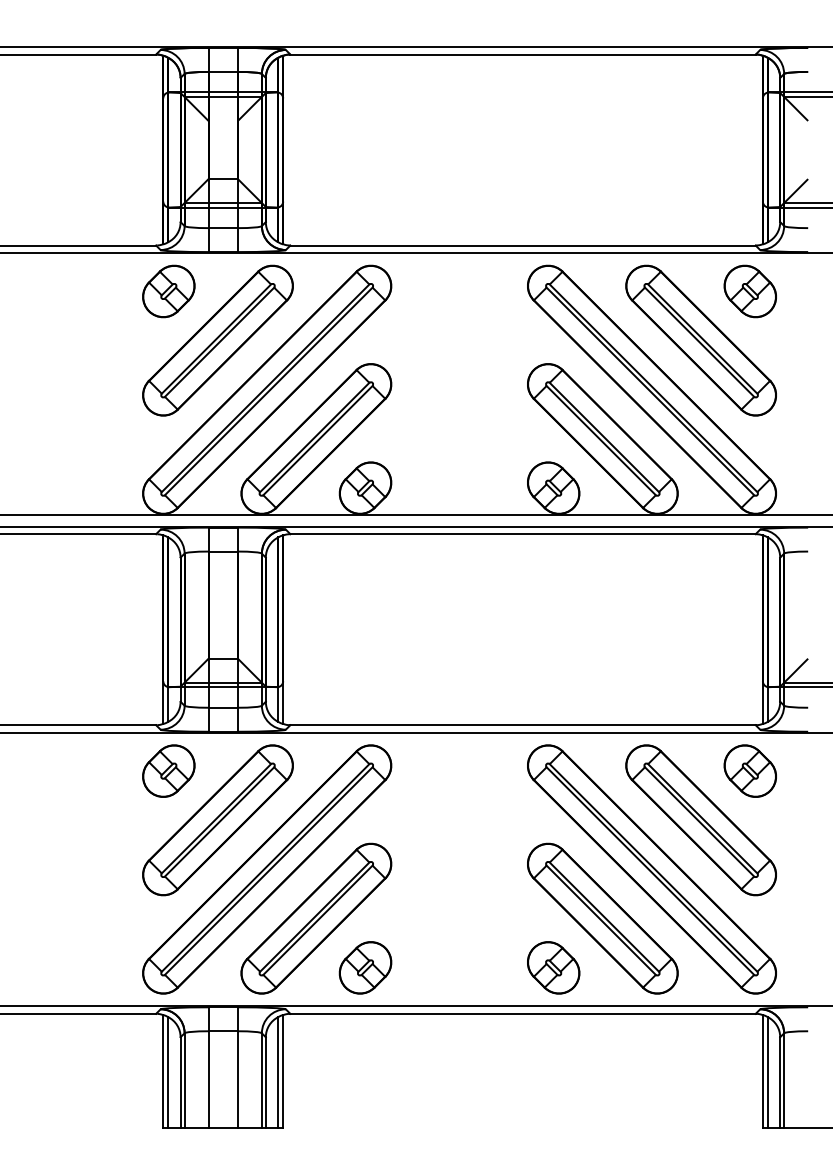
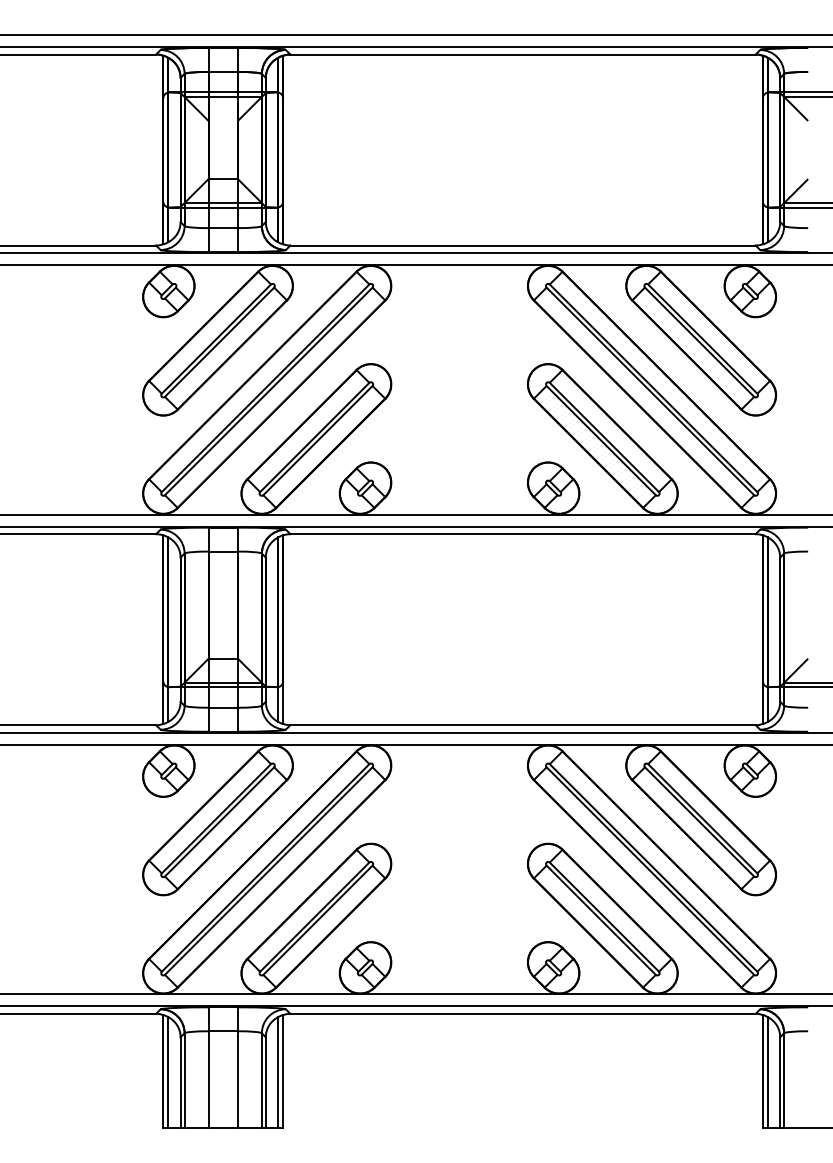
line: none -> present (415, 34)
line: none -> present (415, 265)
line: none -> present (415, 744)
line: none -> present (415, 994)
